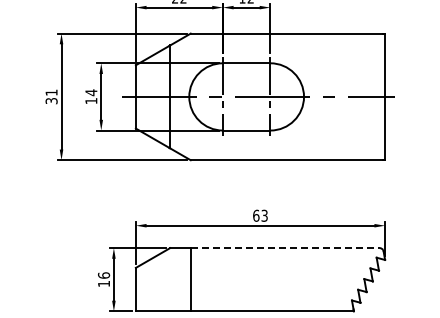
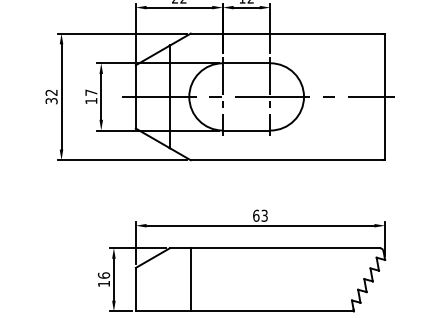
text: 31 -> 32 (51, 92)
text: 14 -> 17 (91, 92)
line: dashed -> solid (285, 248)
